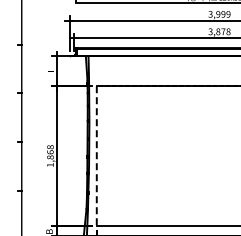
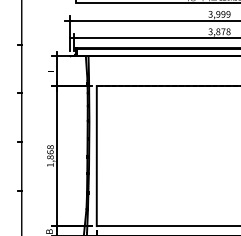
line: dashed -> solid (96, 156)
